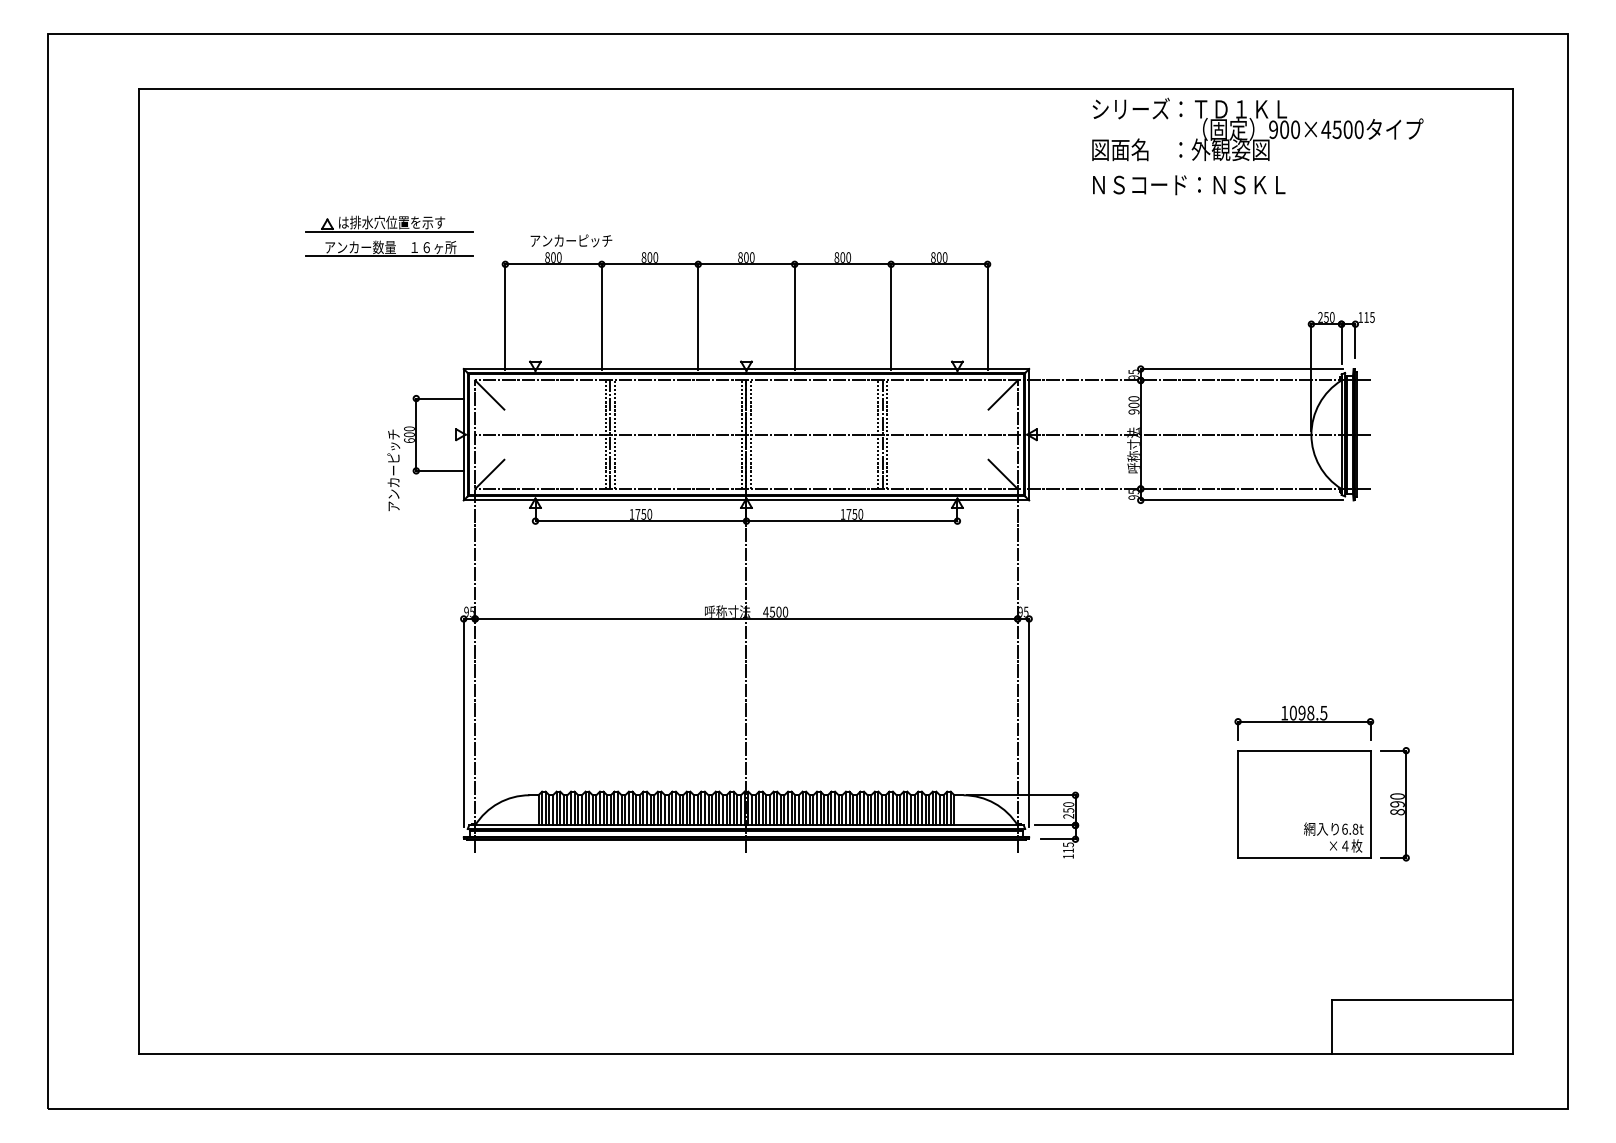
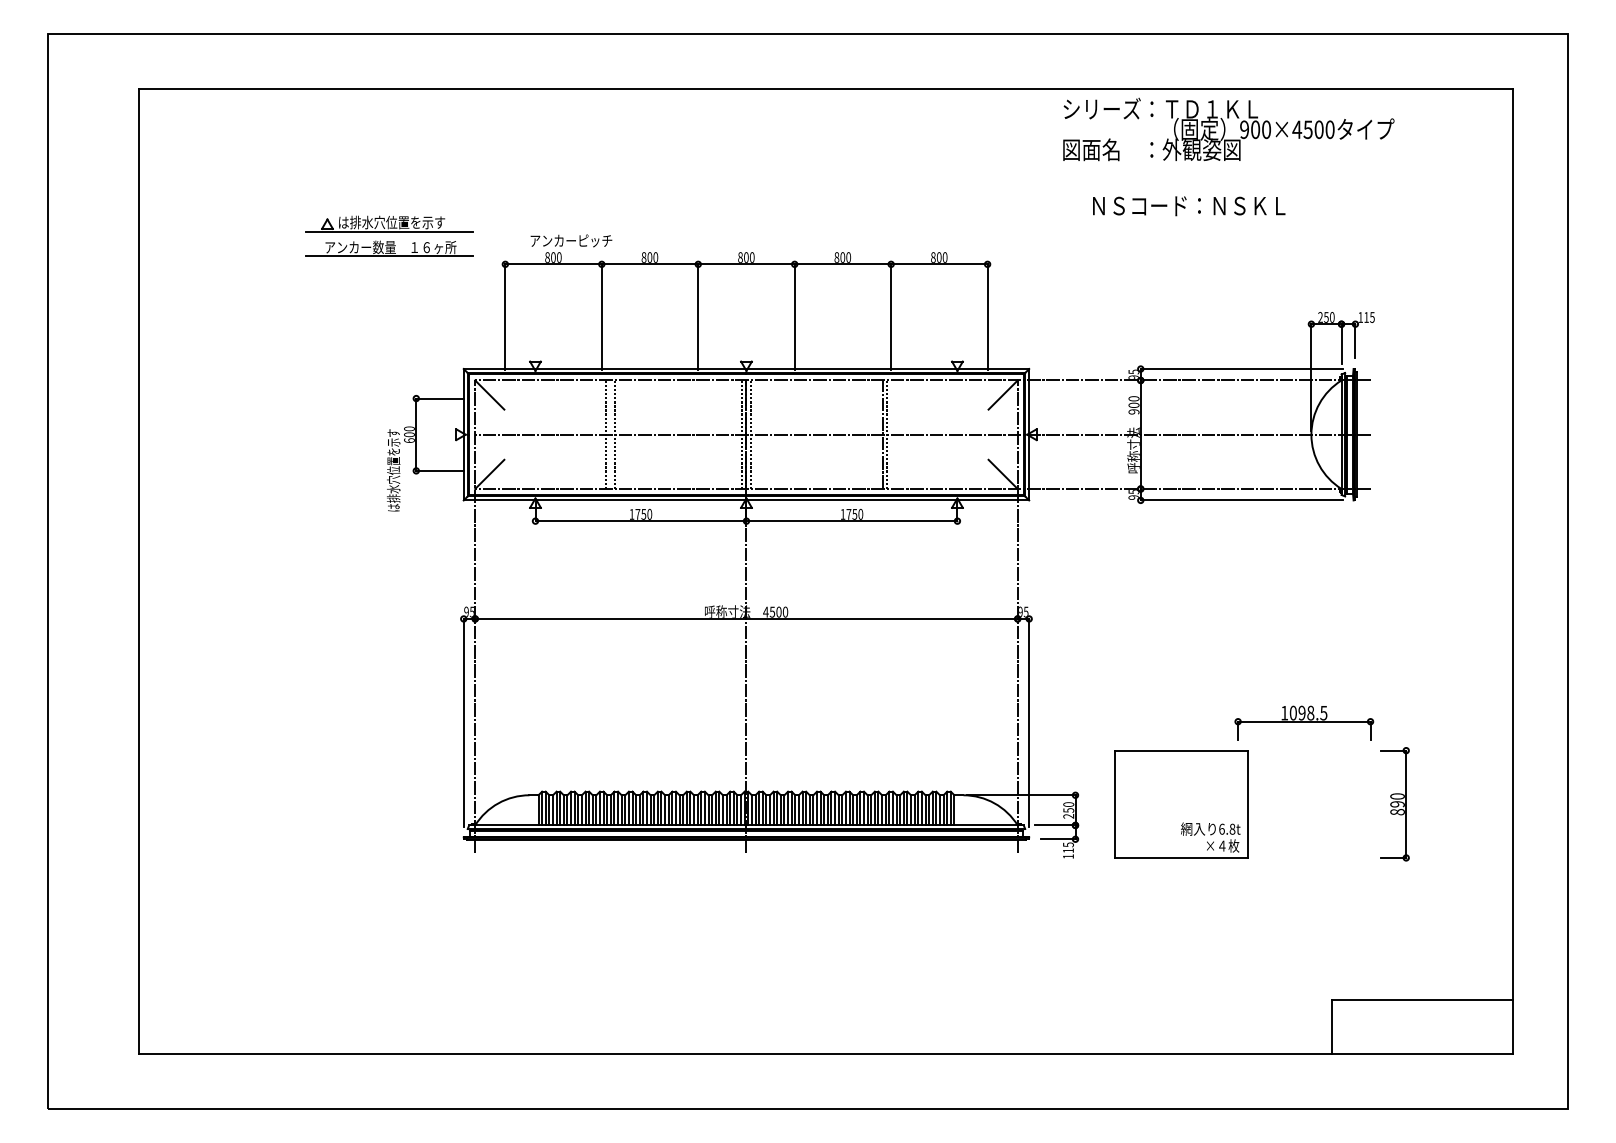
text position: (1257, 129) -> (1228, 129) (1228, 129)
text position: (1189, 185) -> (1189, 206) (1189, 206)
line: present -> none (610, 434)
line: present -> none (878, 434)
text: アンカーピッチ -> は排水穴位置を示す (393, 470)
part position: (1304, 804) -> (1181, 804) (1181, 804)
